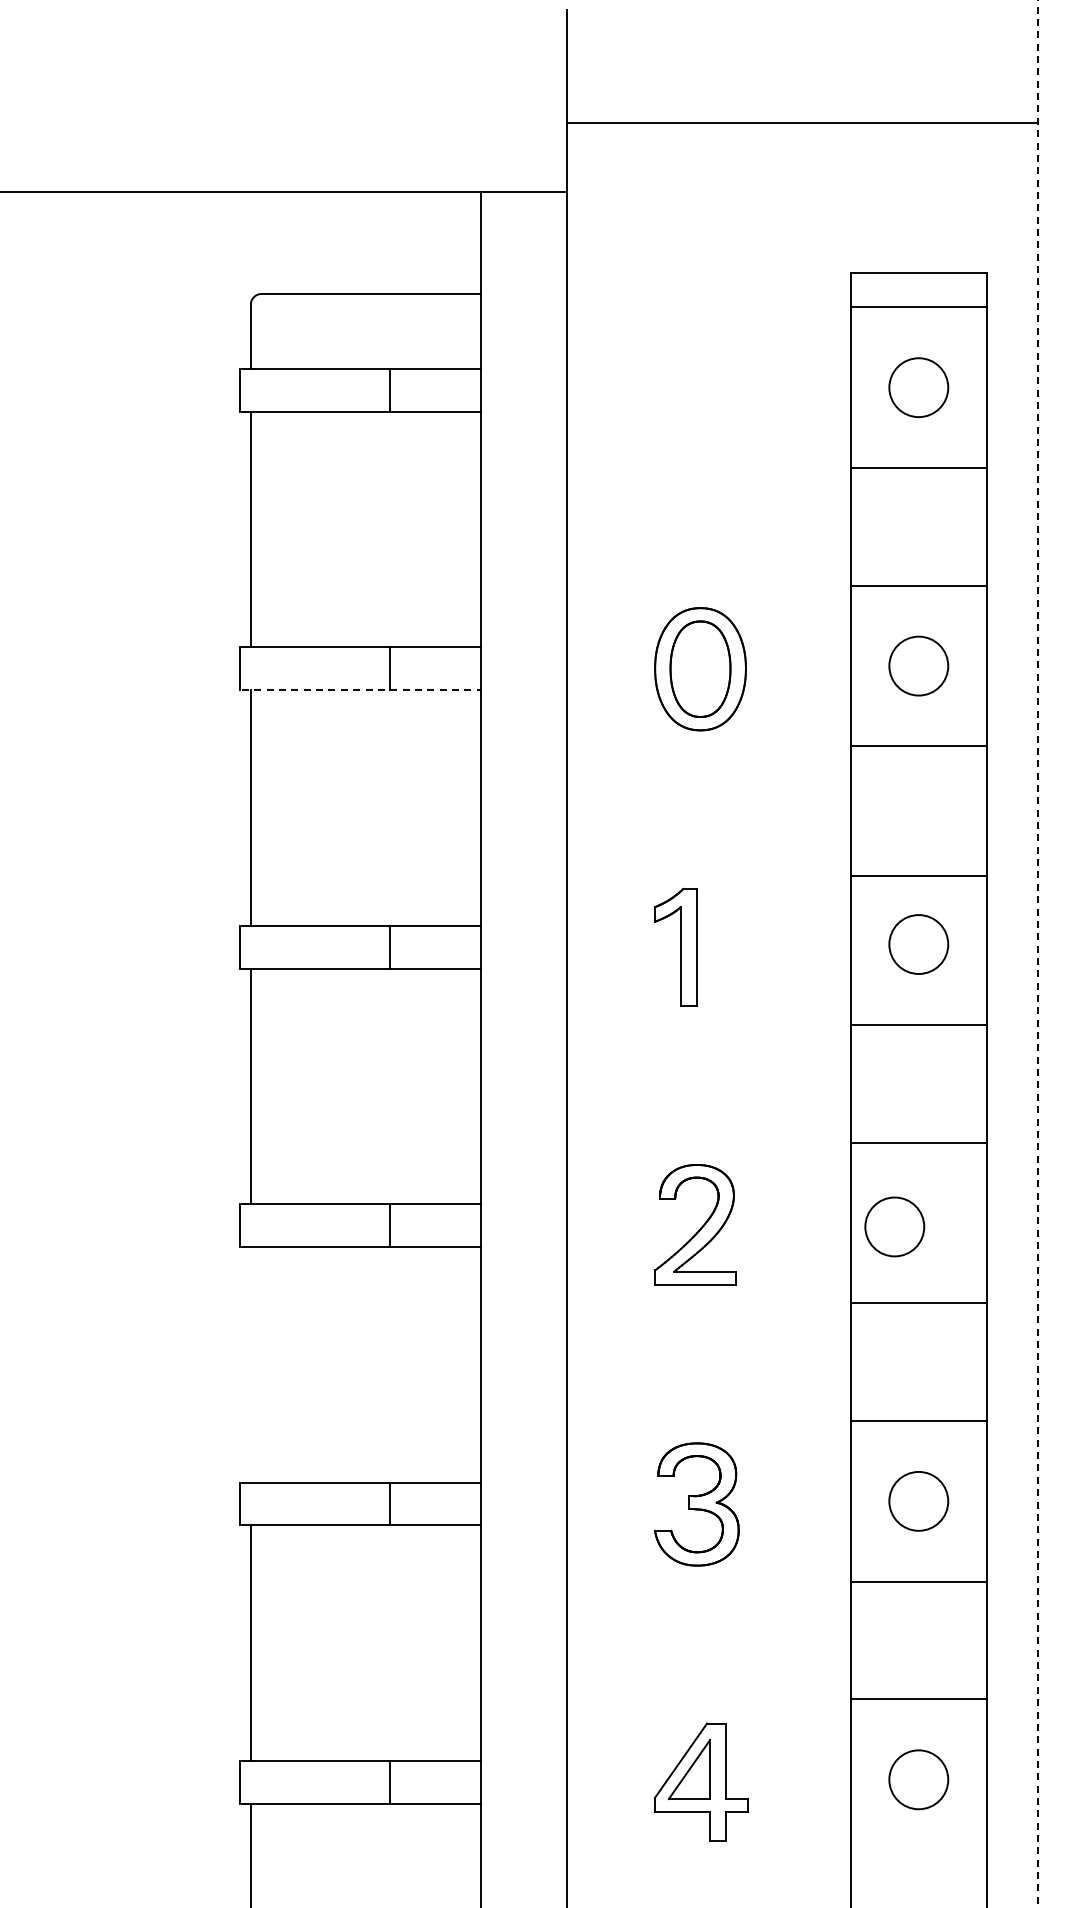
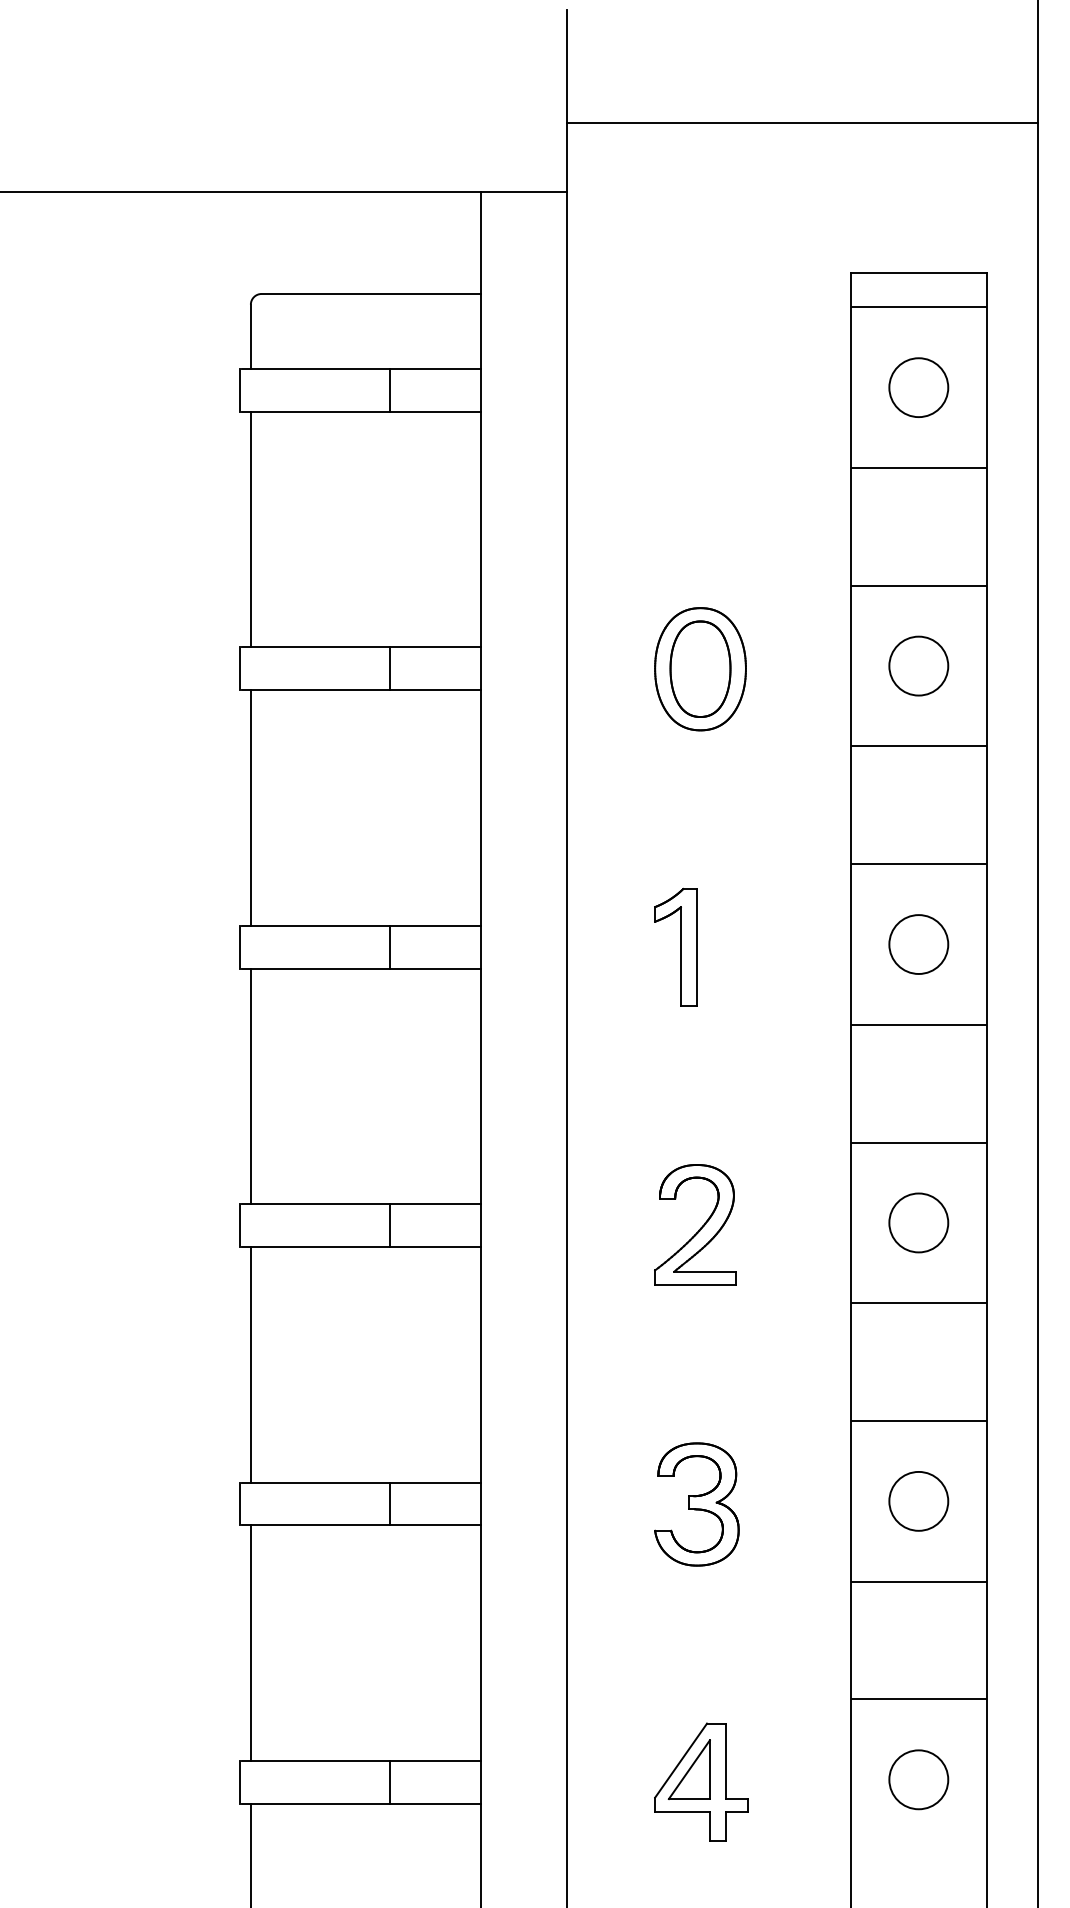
line: dashed -> solid (361, 690)
line position: (918, 876) -> (918, 864) (918, 864)
line: dashed -> solid (1037, 953)
circle position: (894, 1226) -> (918, 1222) (918, 1222)
line: none -> present (250, 1364)
